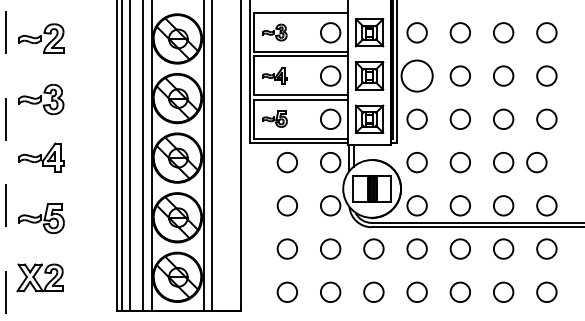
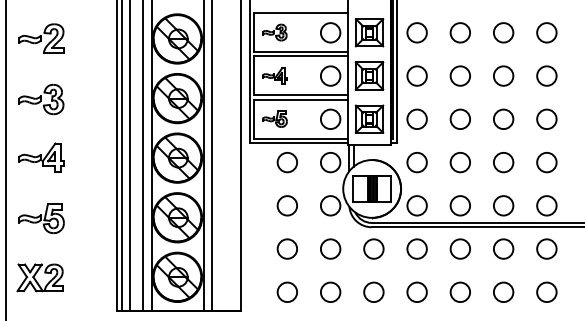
circle diameter: 31 px -> 19 px (416, 75)
line: dashed -> solid (6, 160)
circle position: (536, 162) -> (546, 162) (546, 162)
